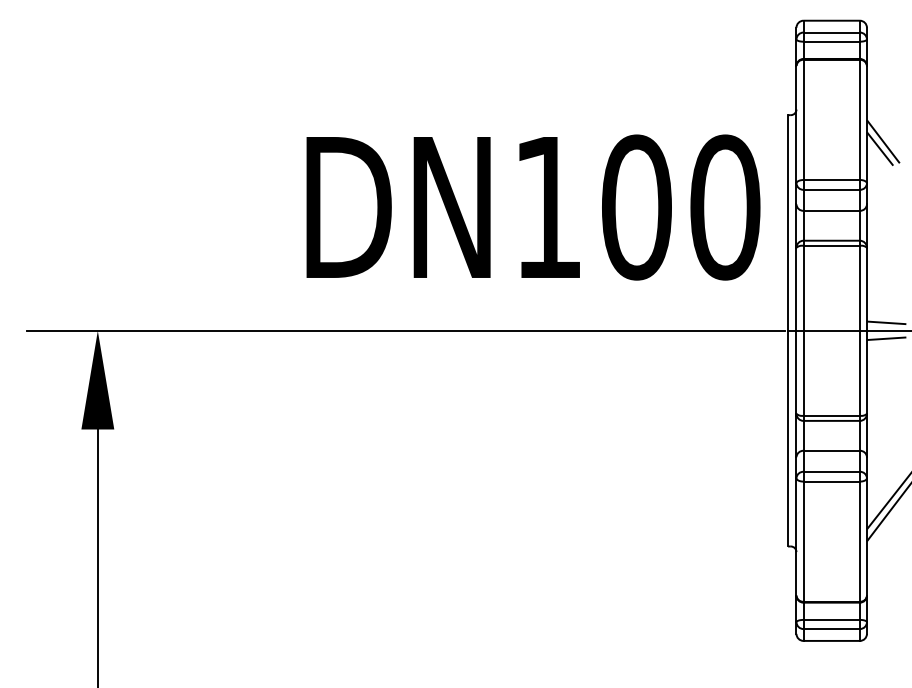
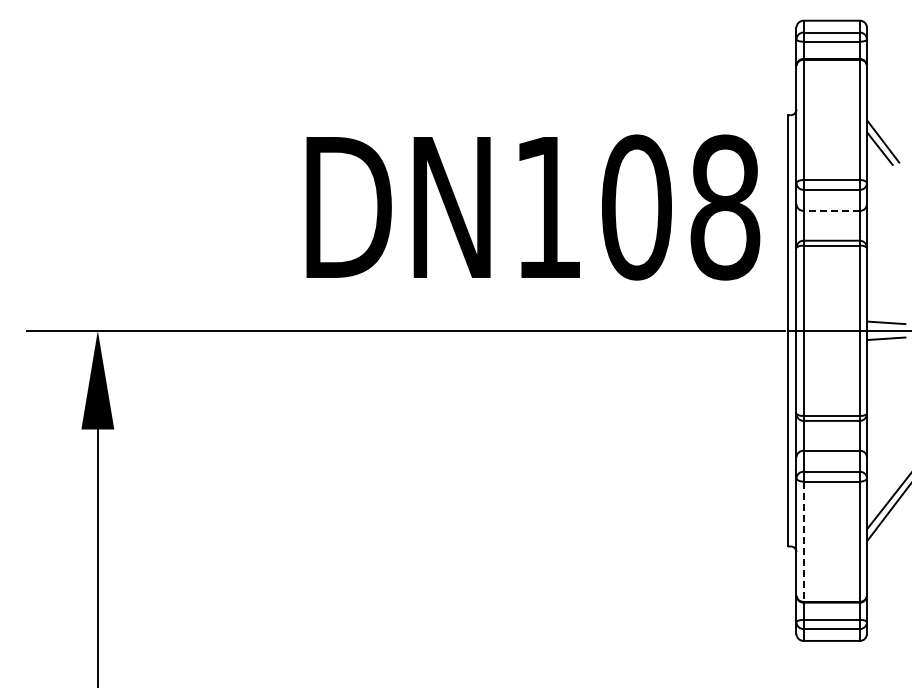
text: DN100 -> DN108 (725, 207)
line: solid -> dashed (831, 210)
line: solid -> dashed (803, 542)
